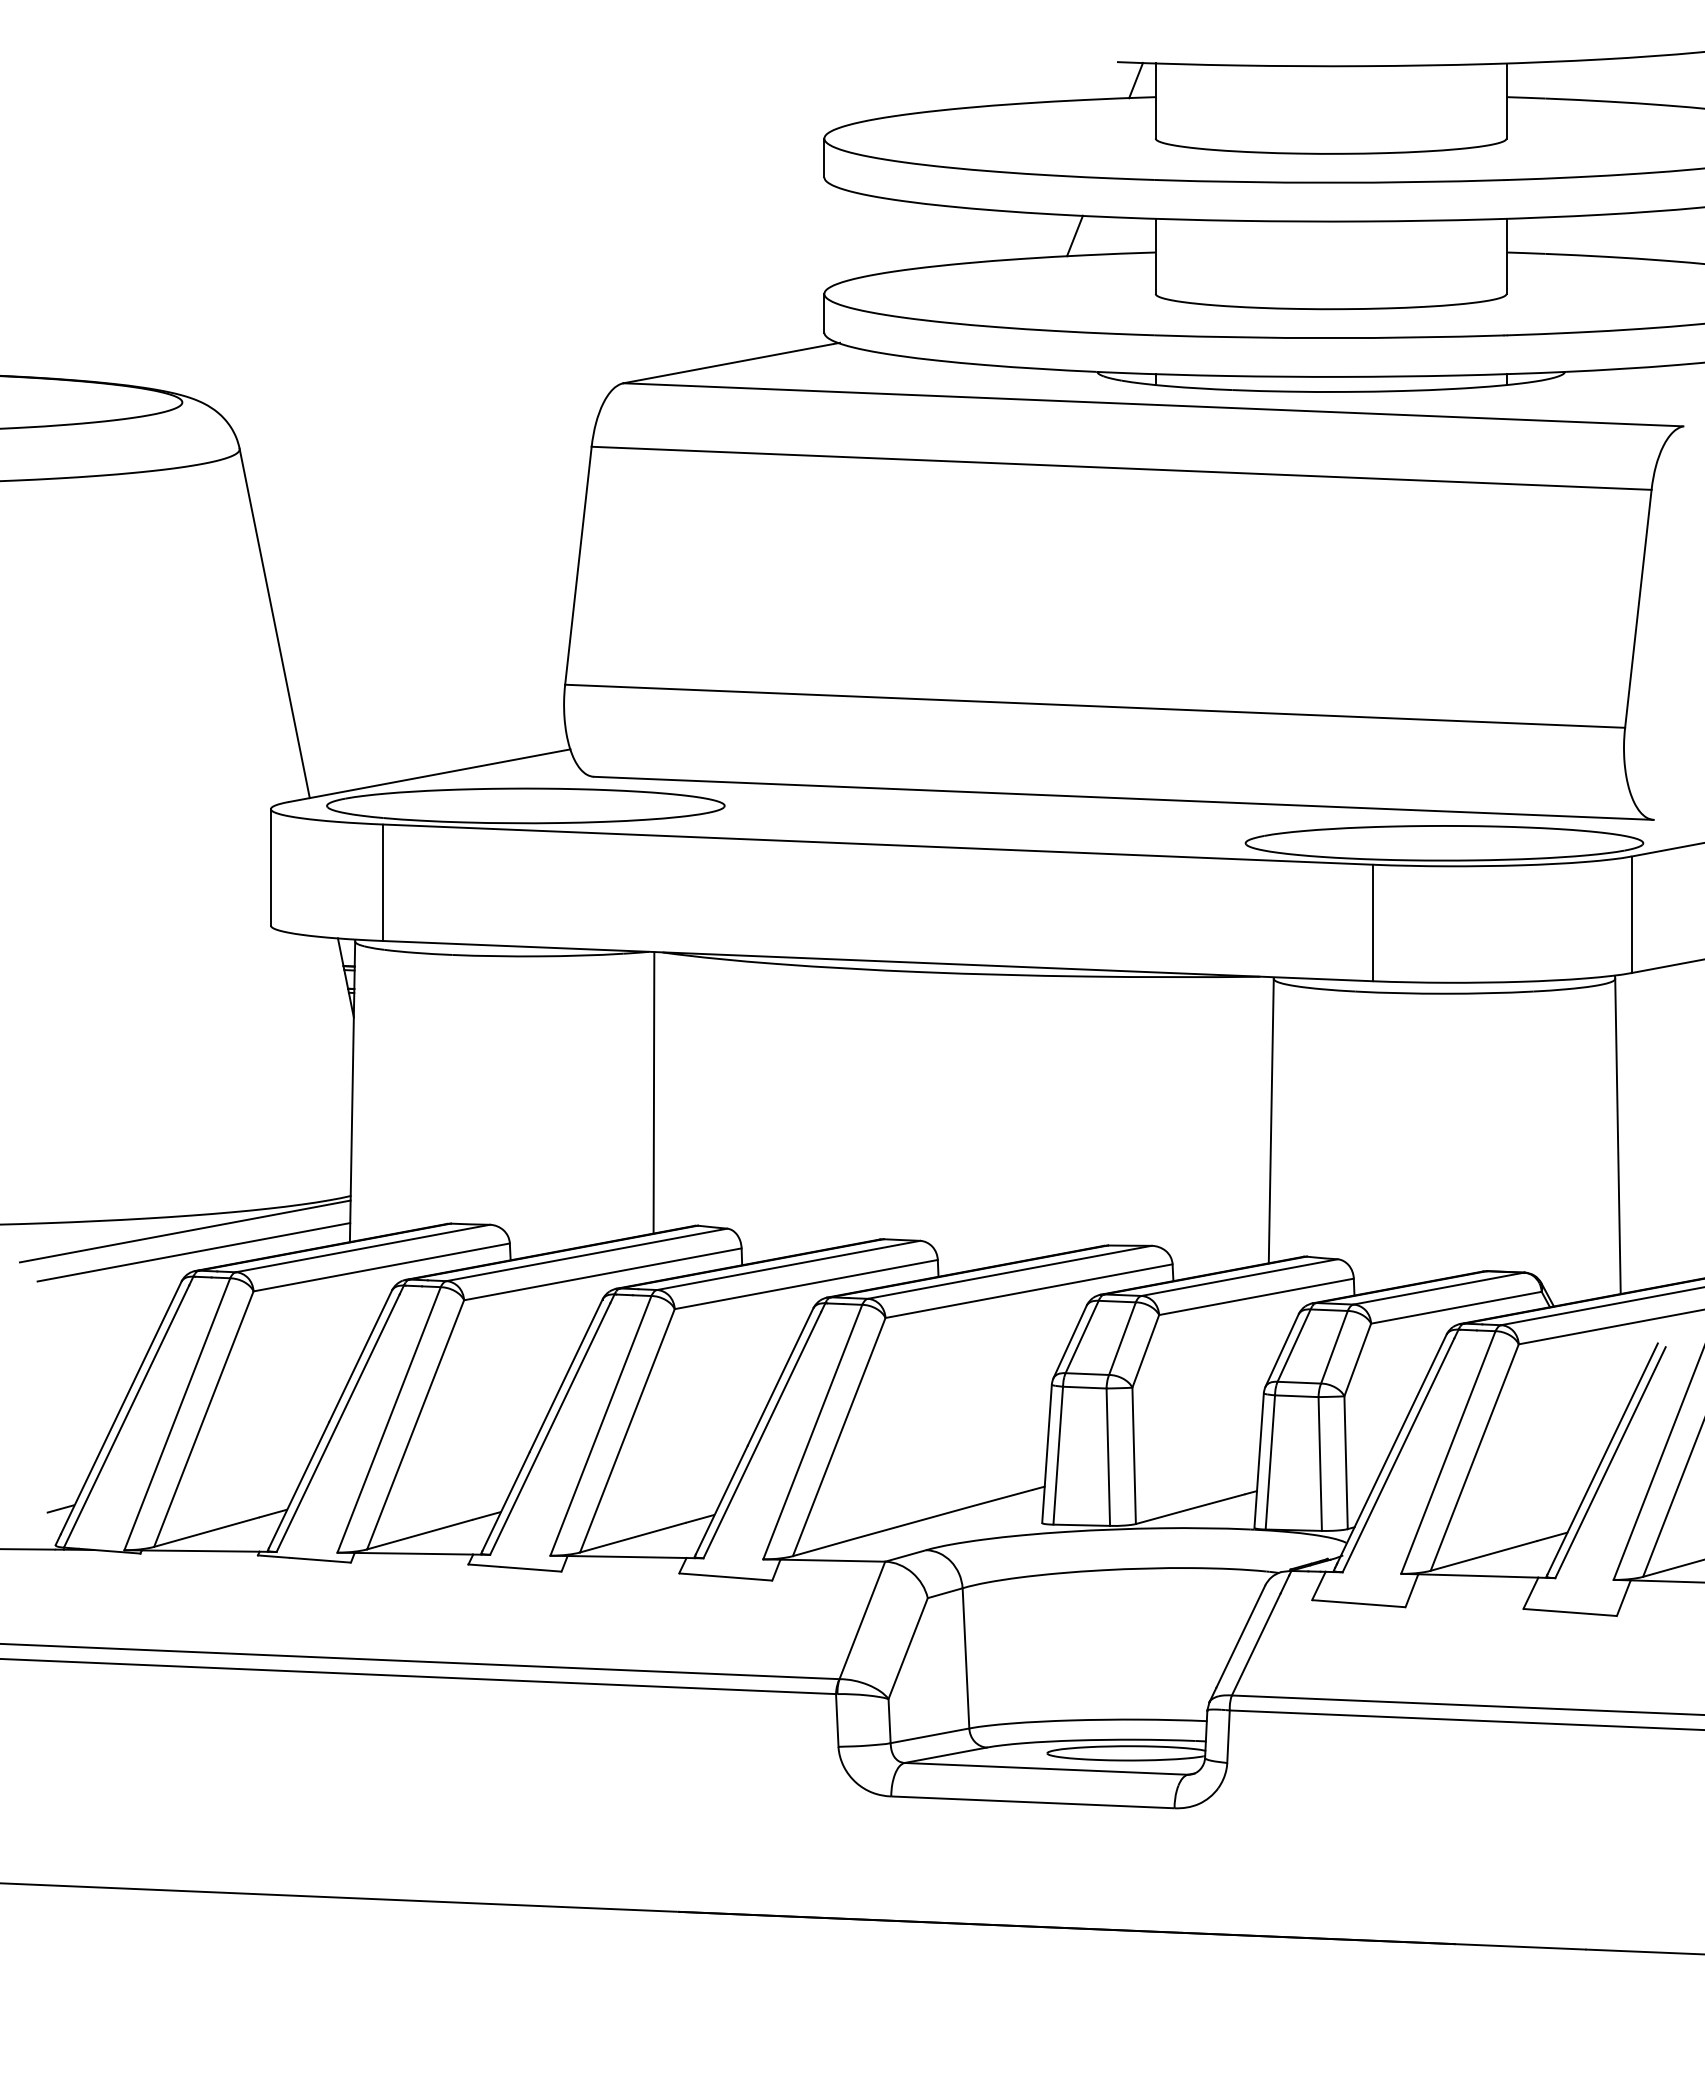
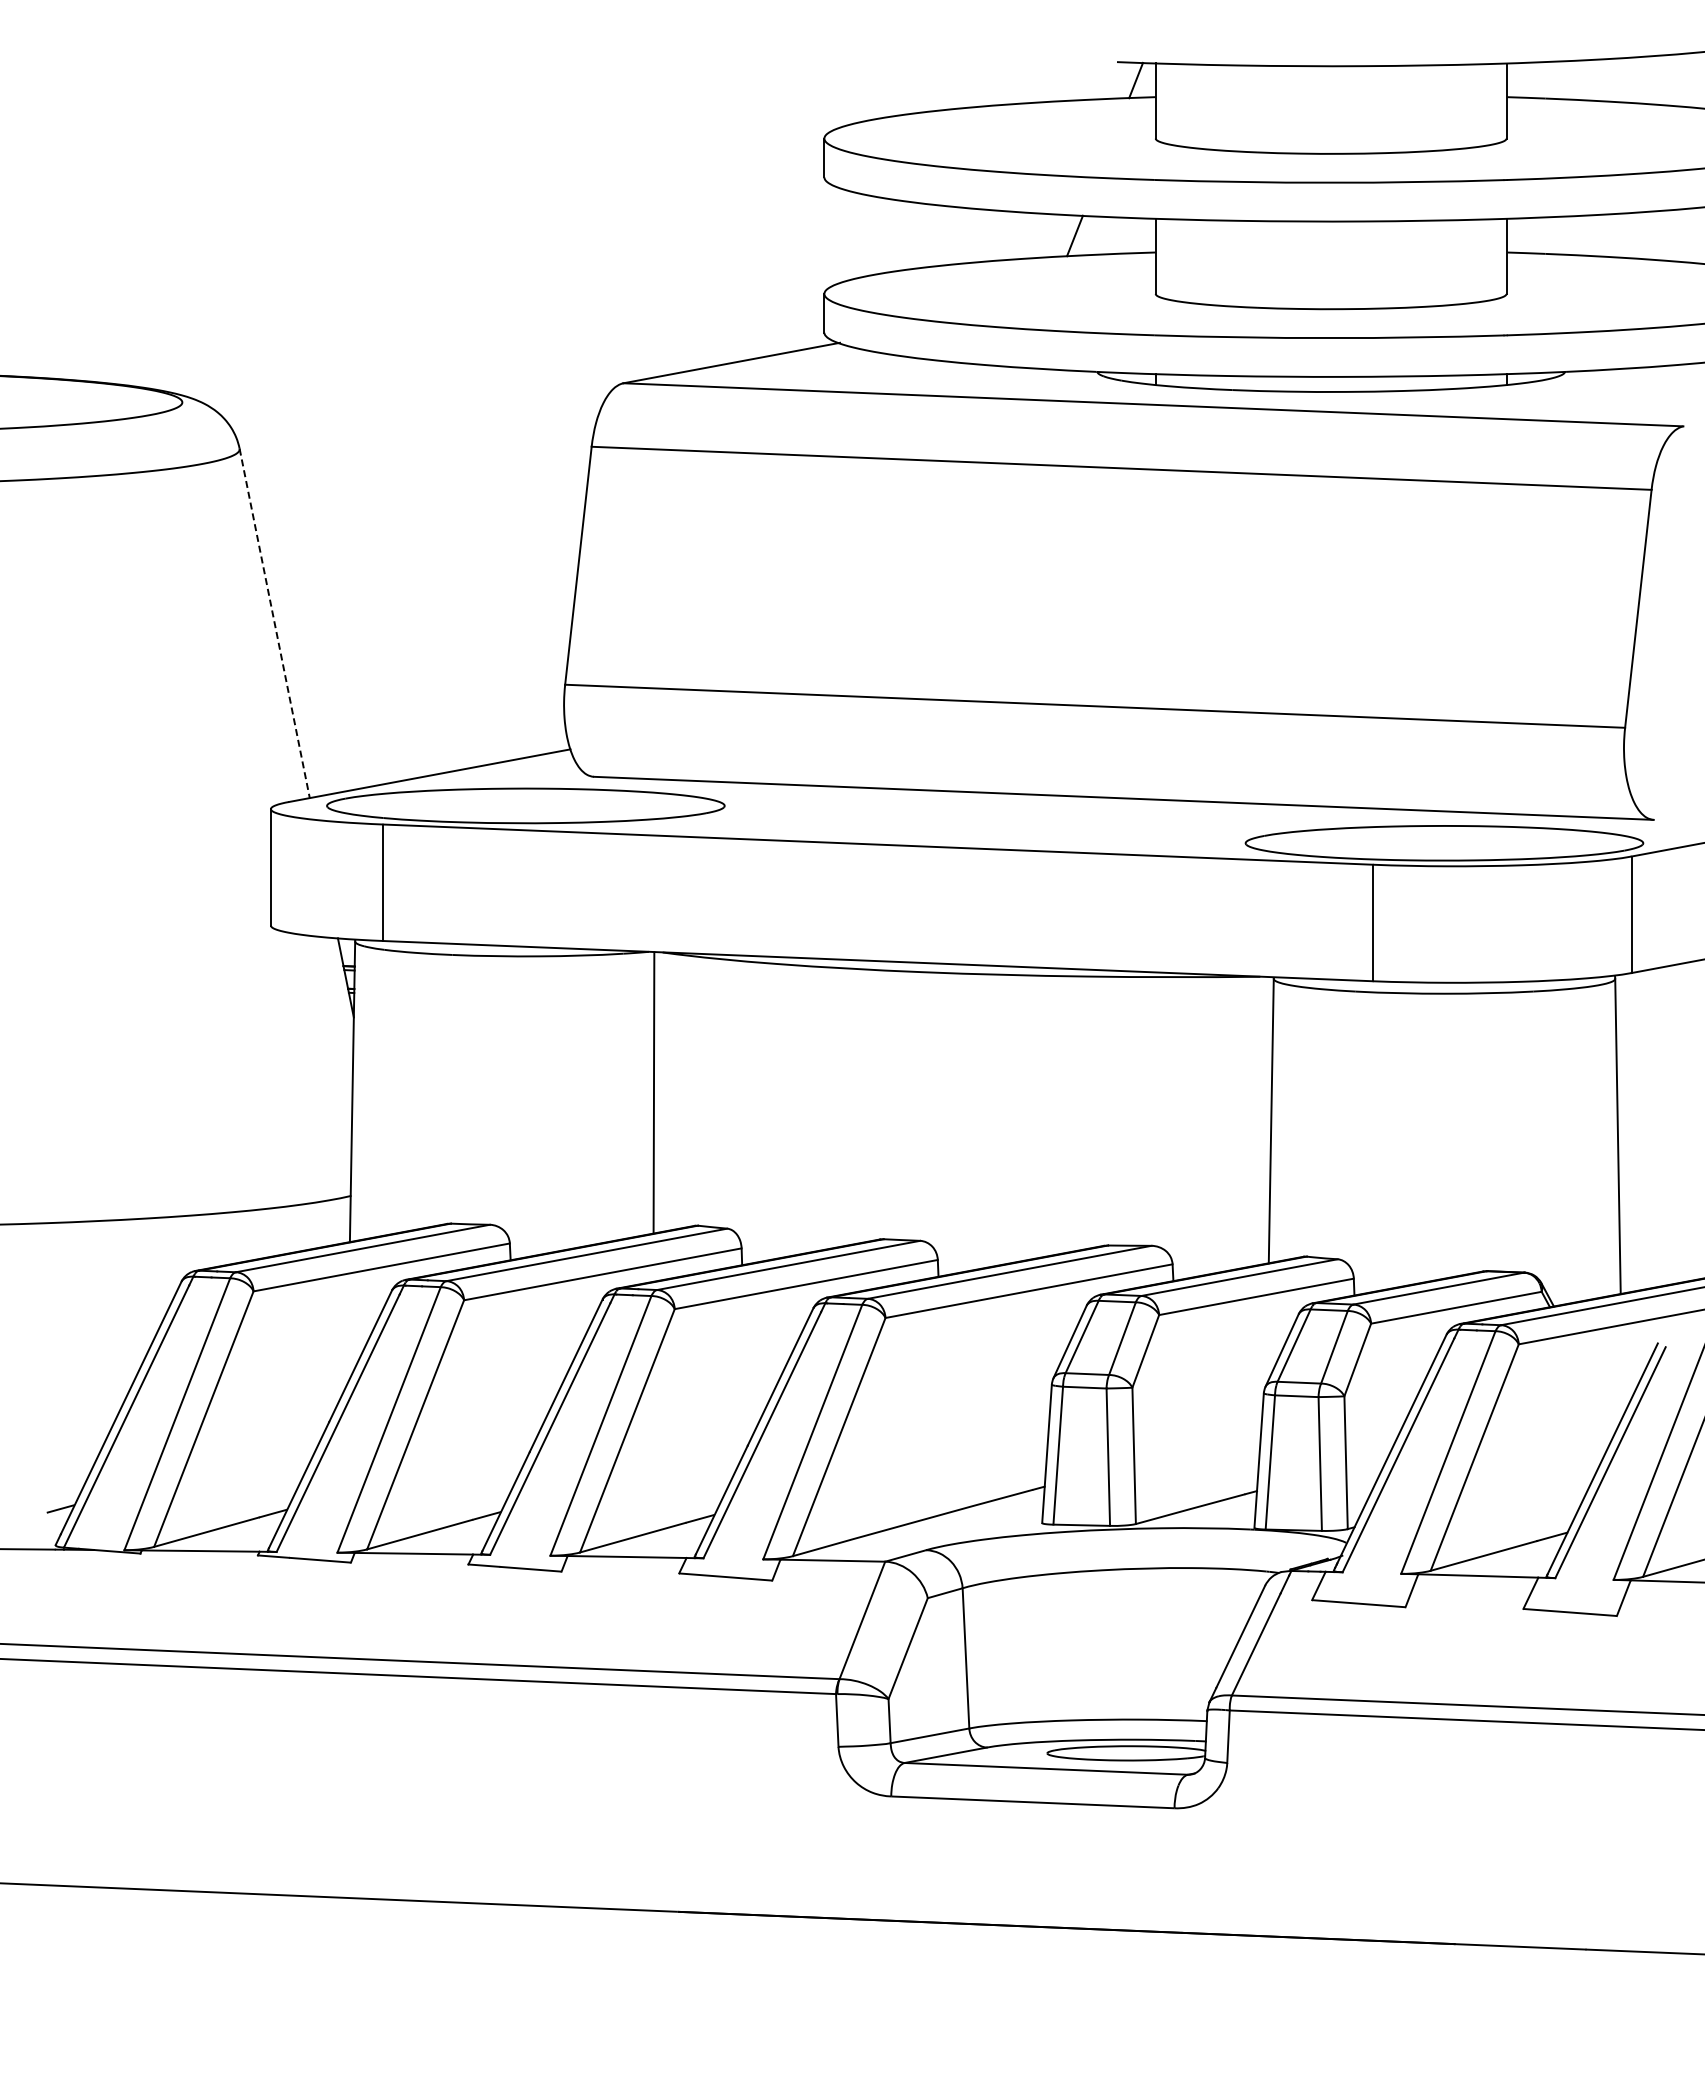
line: solid -> dashed (274, 623)
line: present -> none (184, 1231)
line: present -> none (193, 1252)
